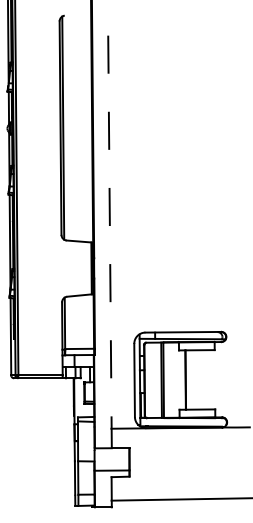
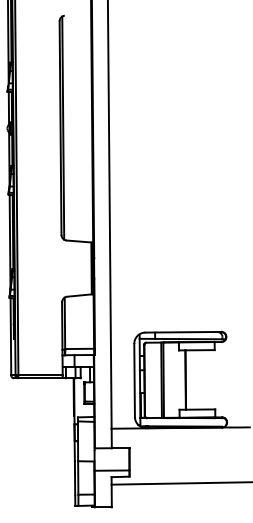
line: dashed -> solid (109, 224)
line position: (180, 499) -> (180, 483) (180, 483)
